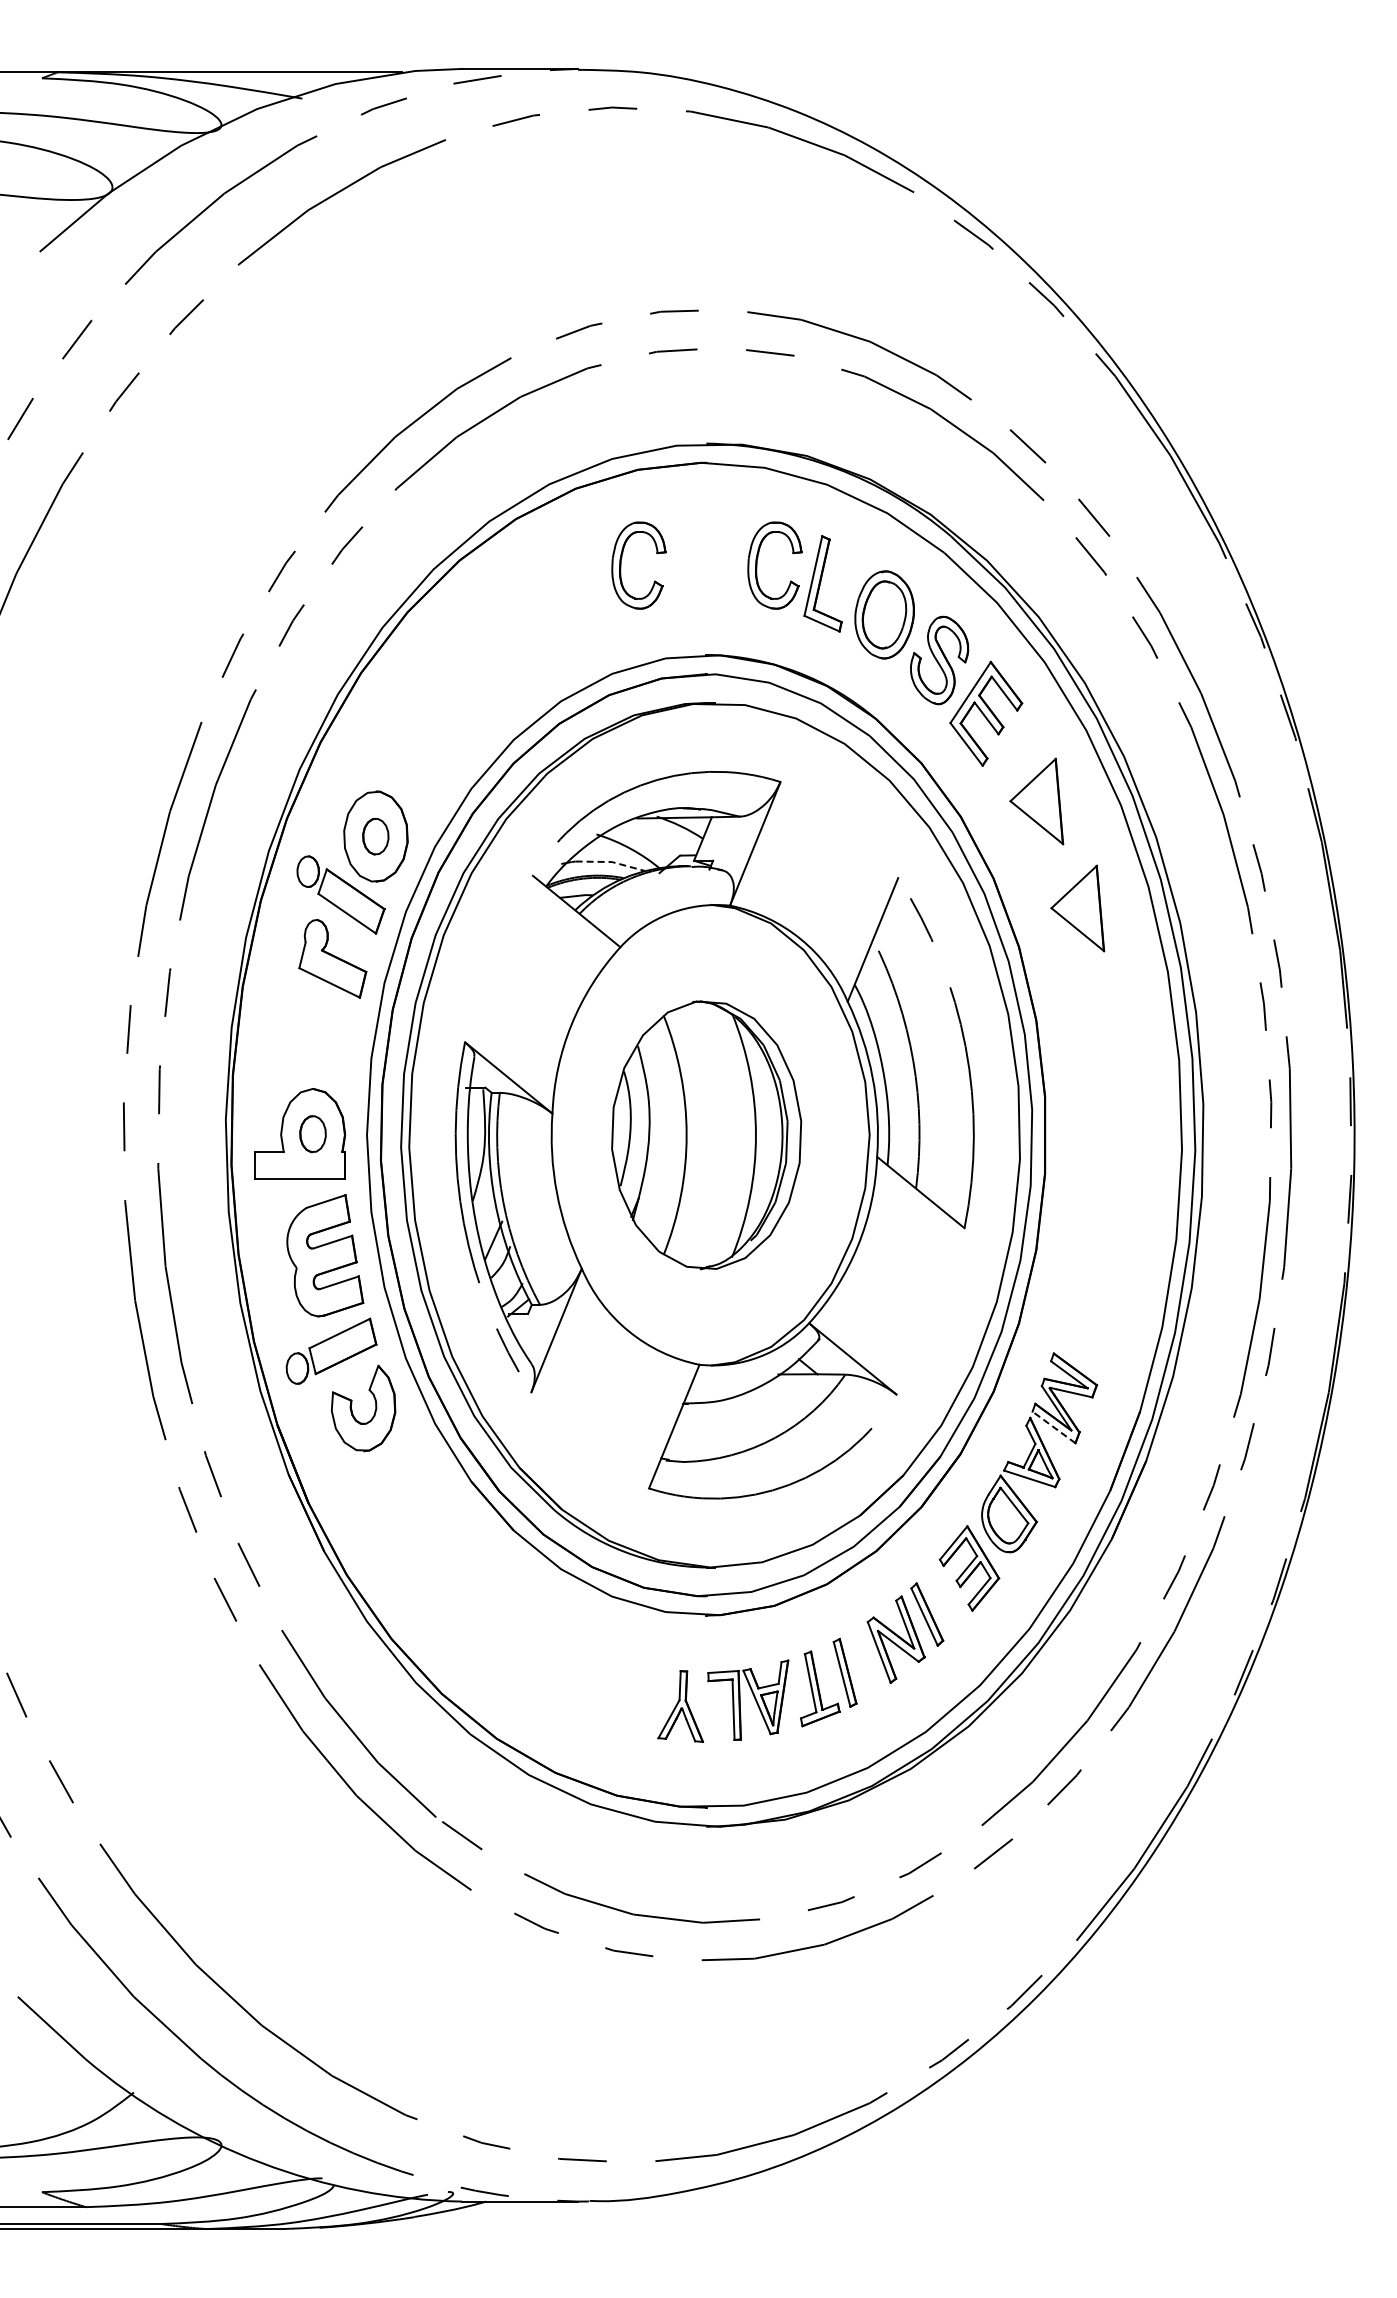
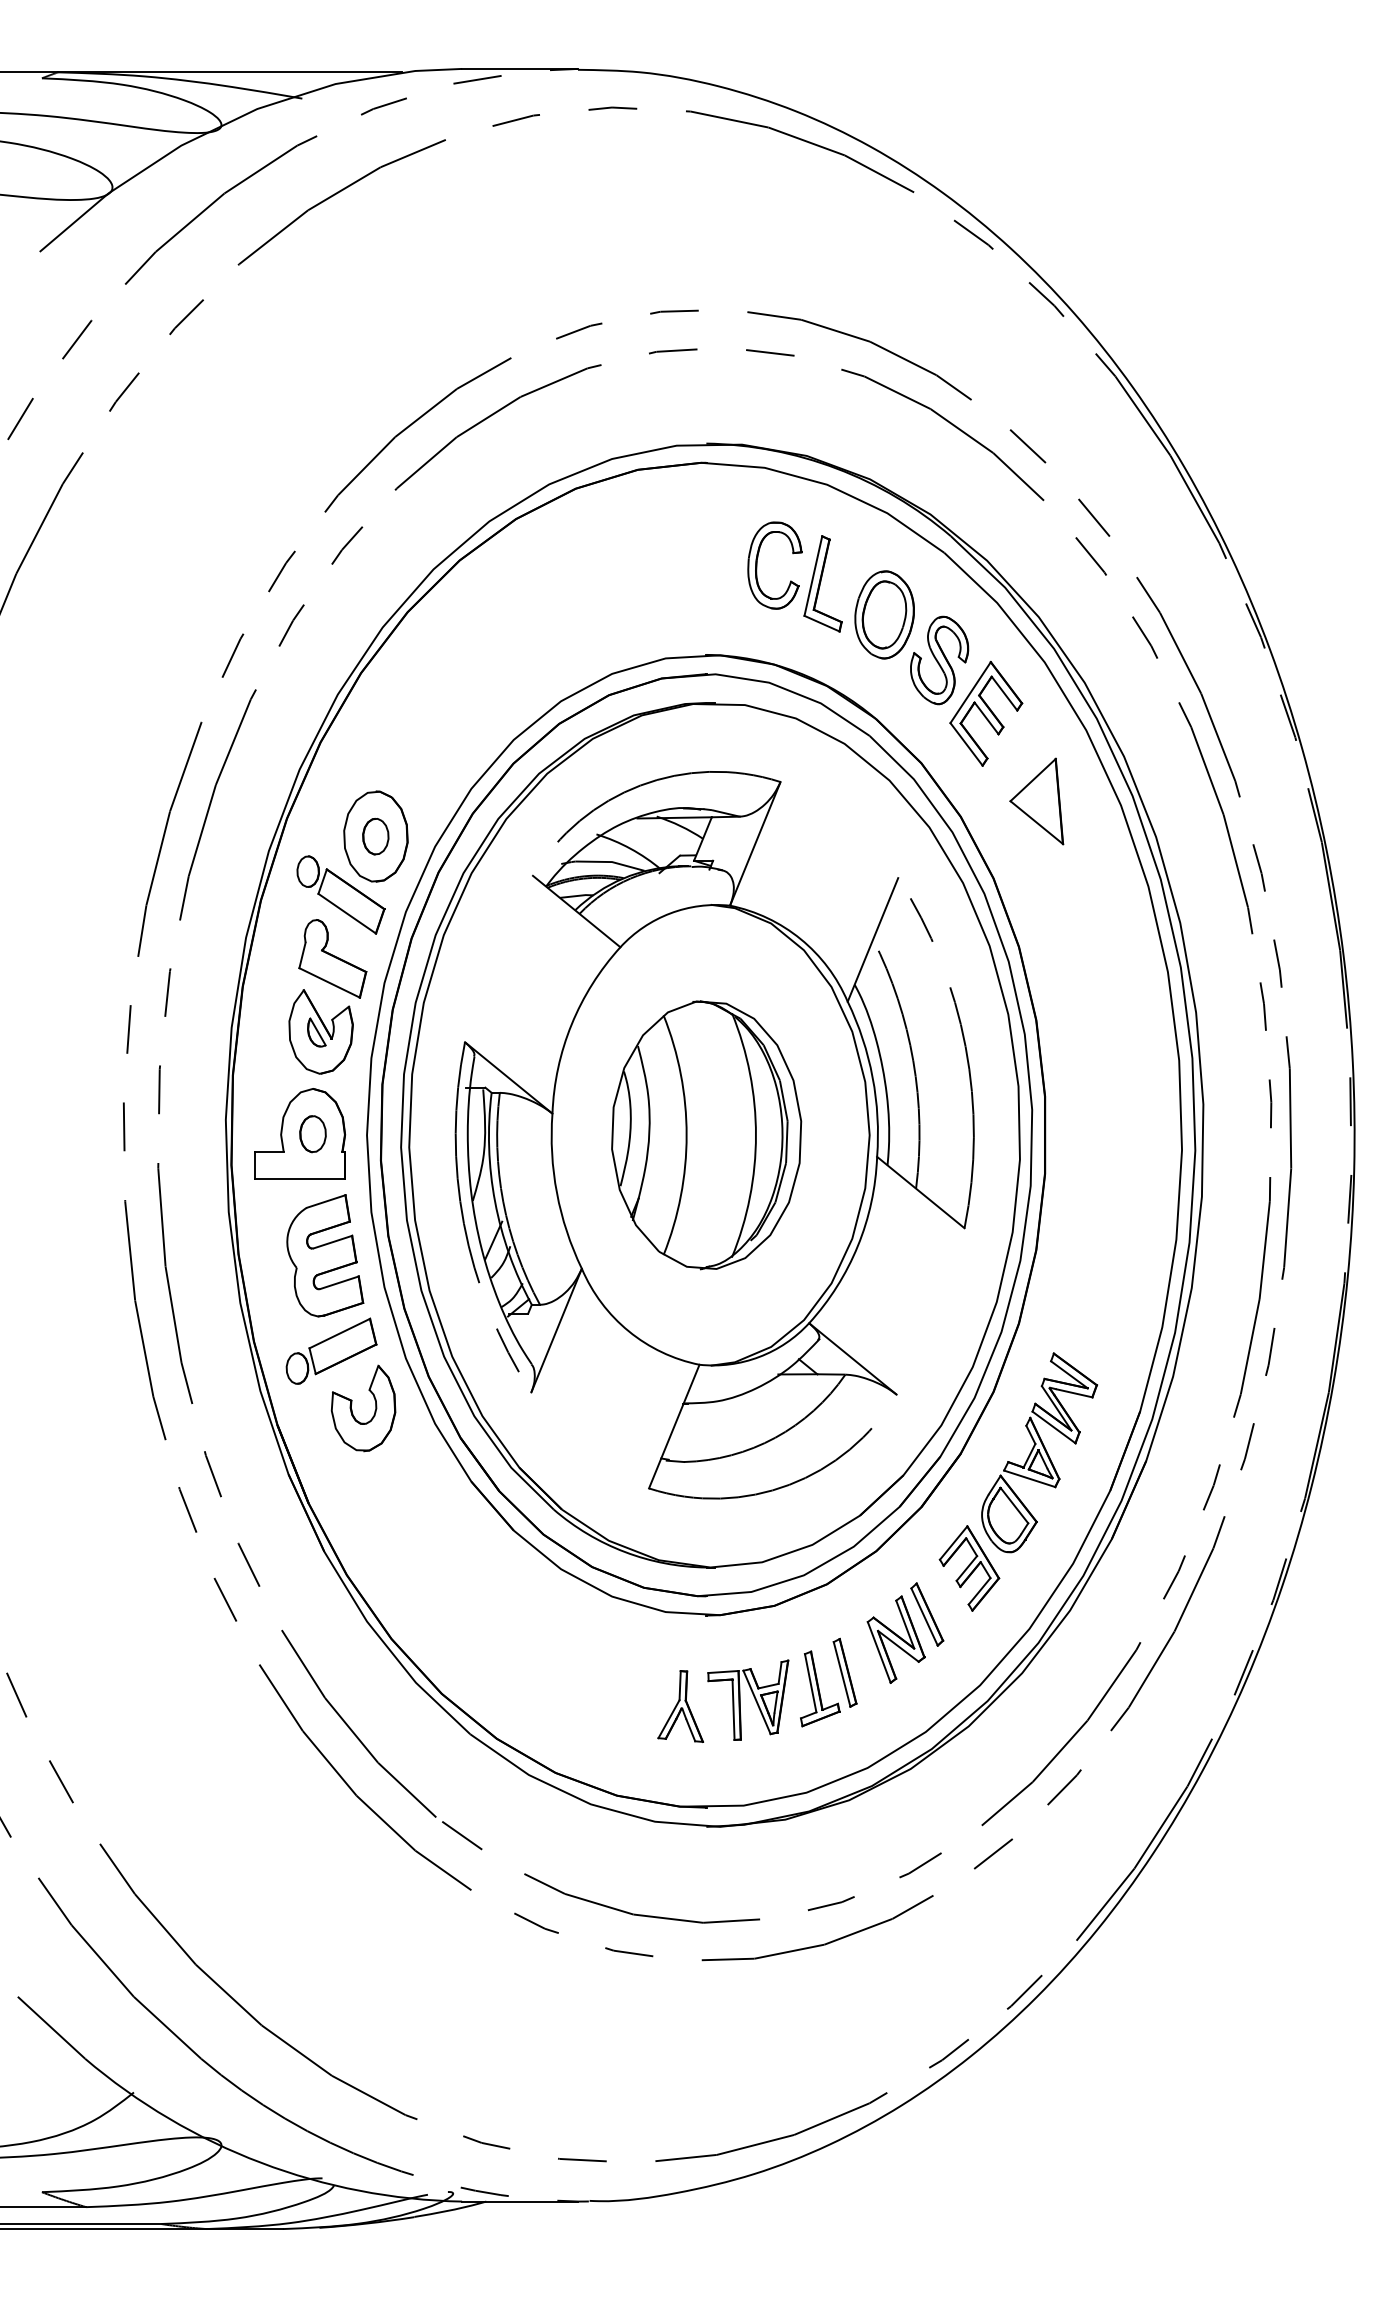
part: present -> none (621, 565)
line: dashed -> solid (611, 862)
part: present -> none (1077, 908)
part: none -> present (320, 1031)
line: dashed -> solid (1054, 1427)
